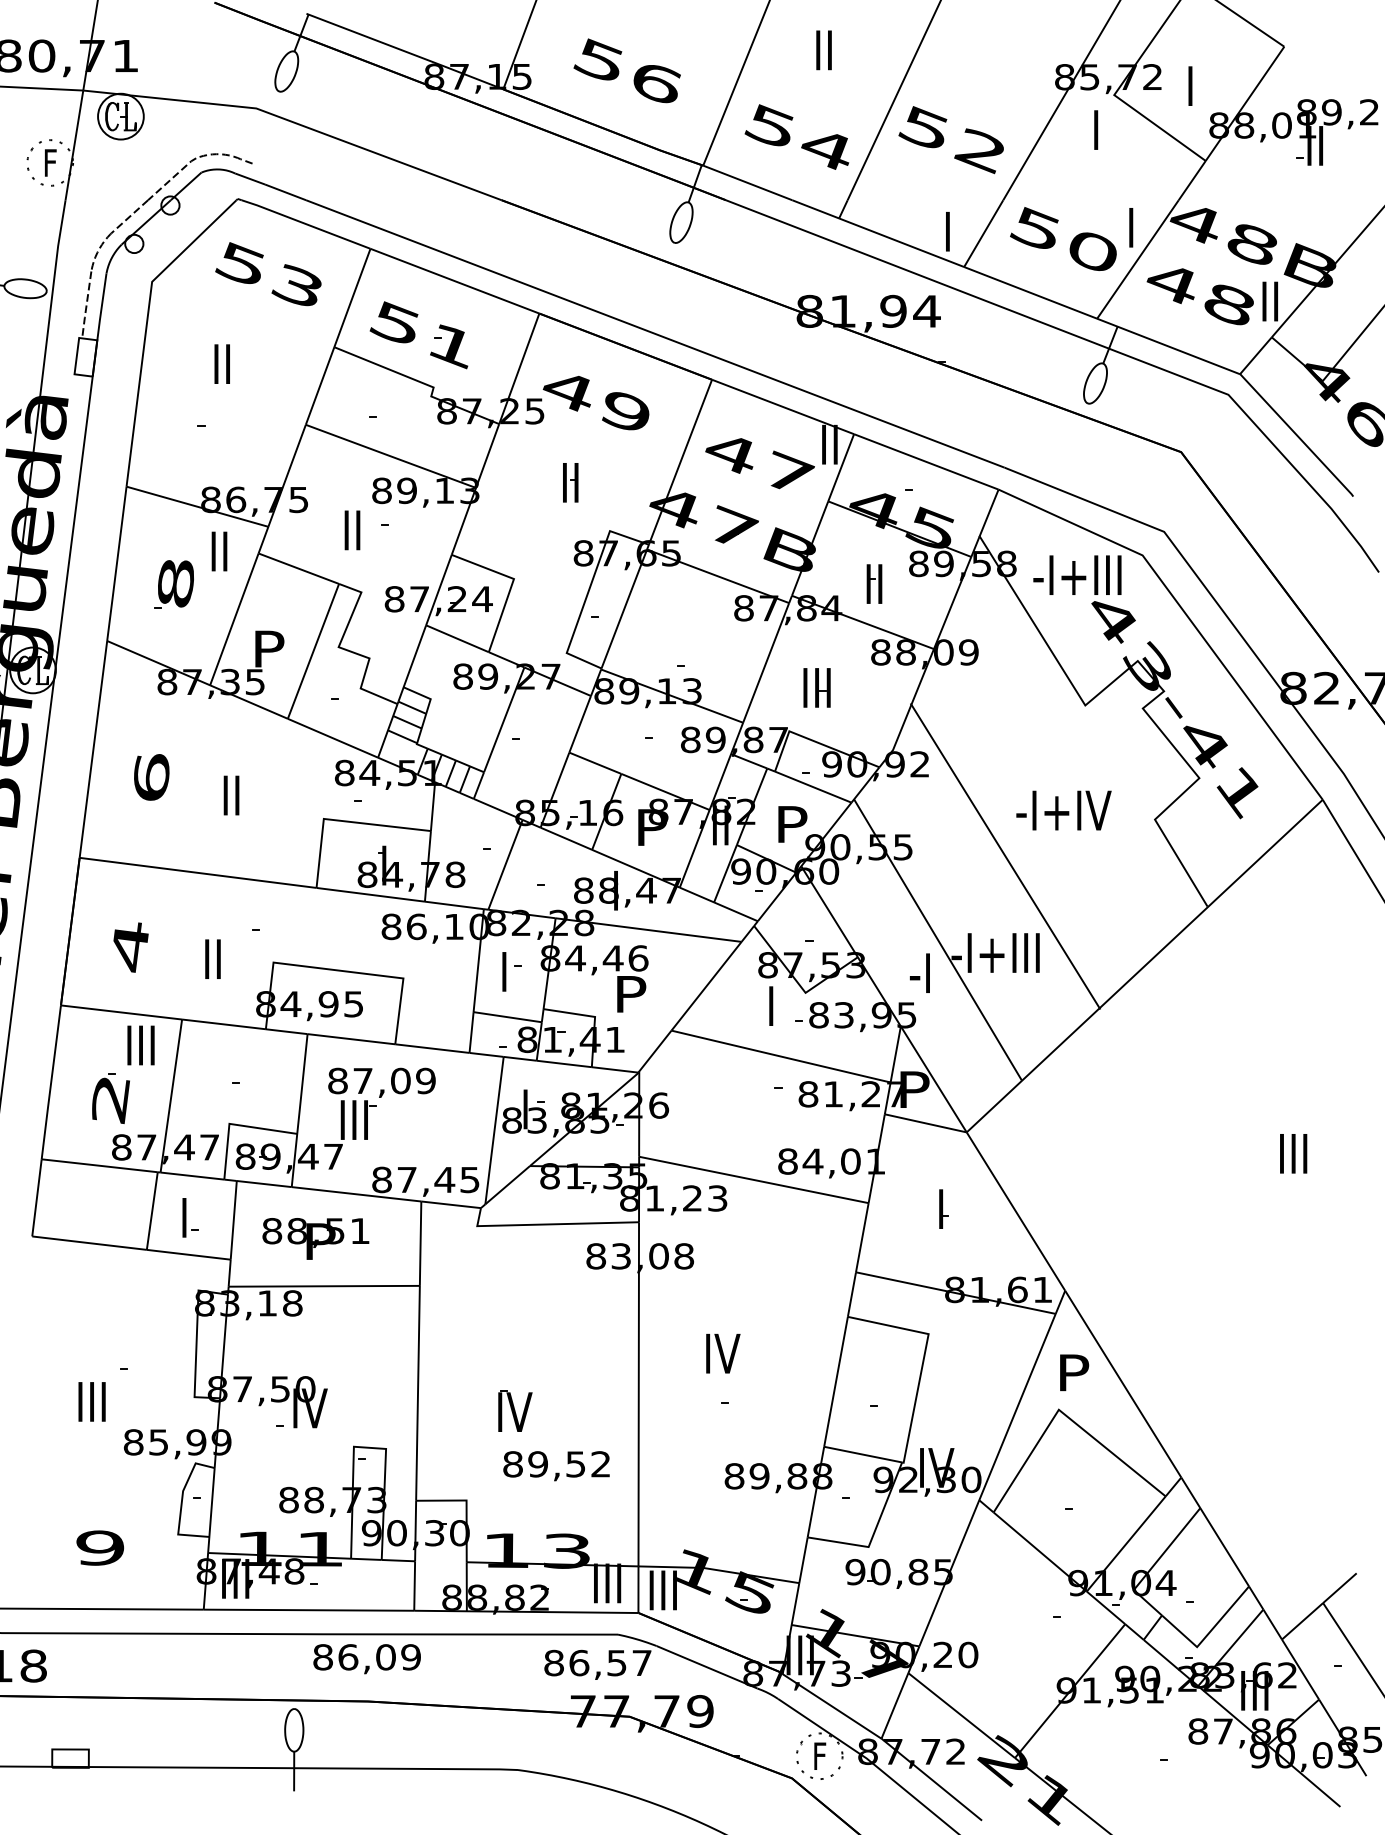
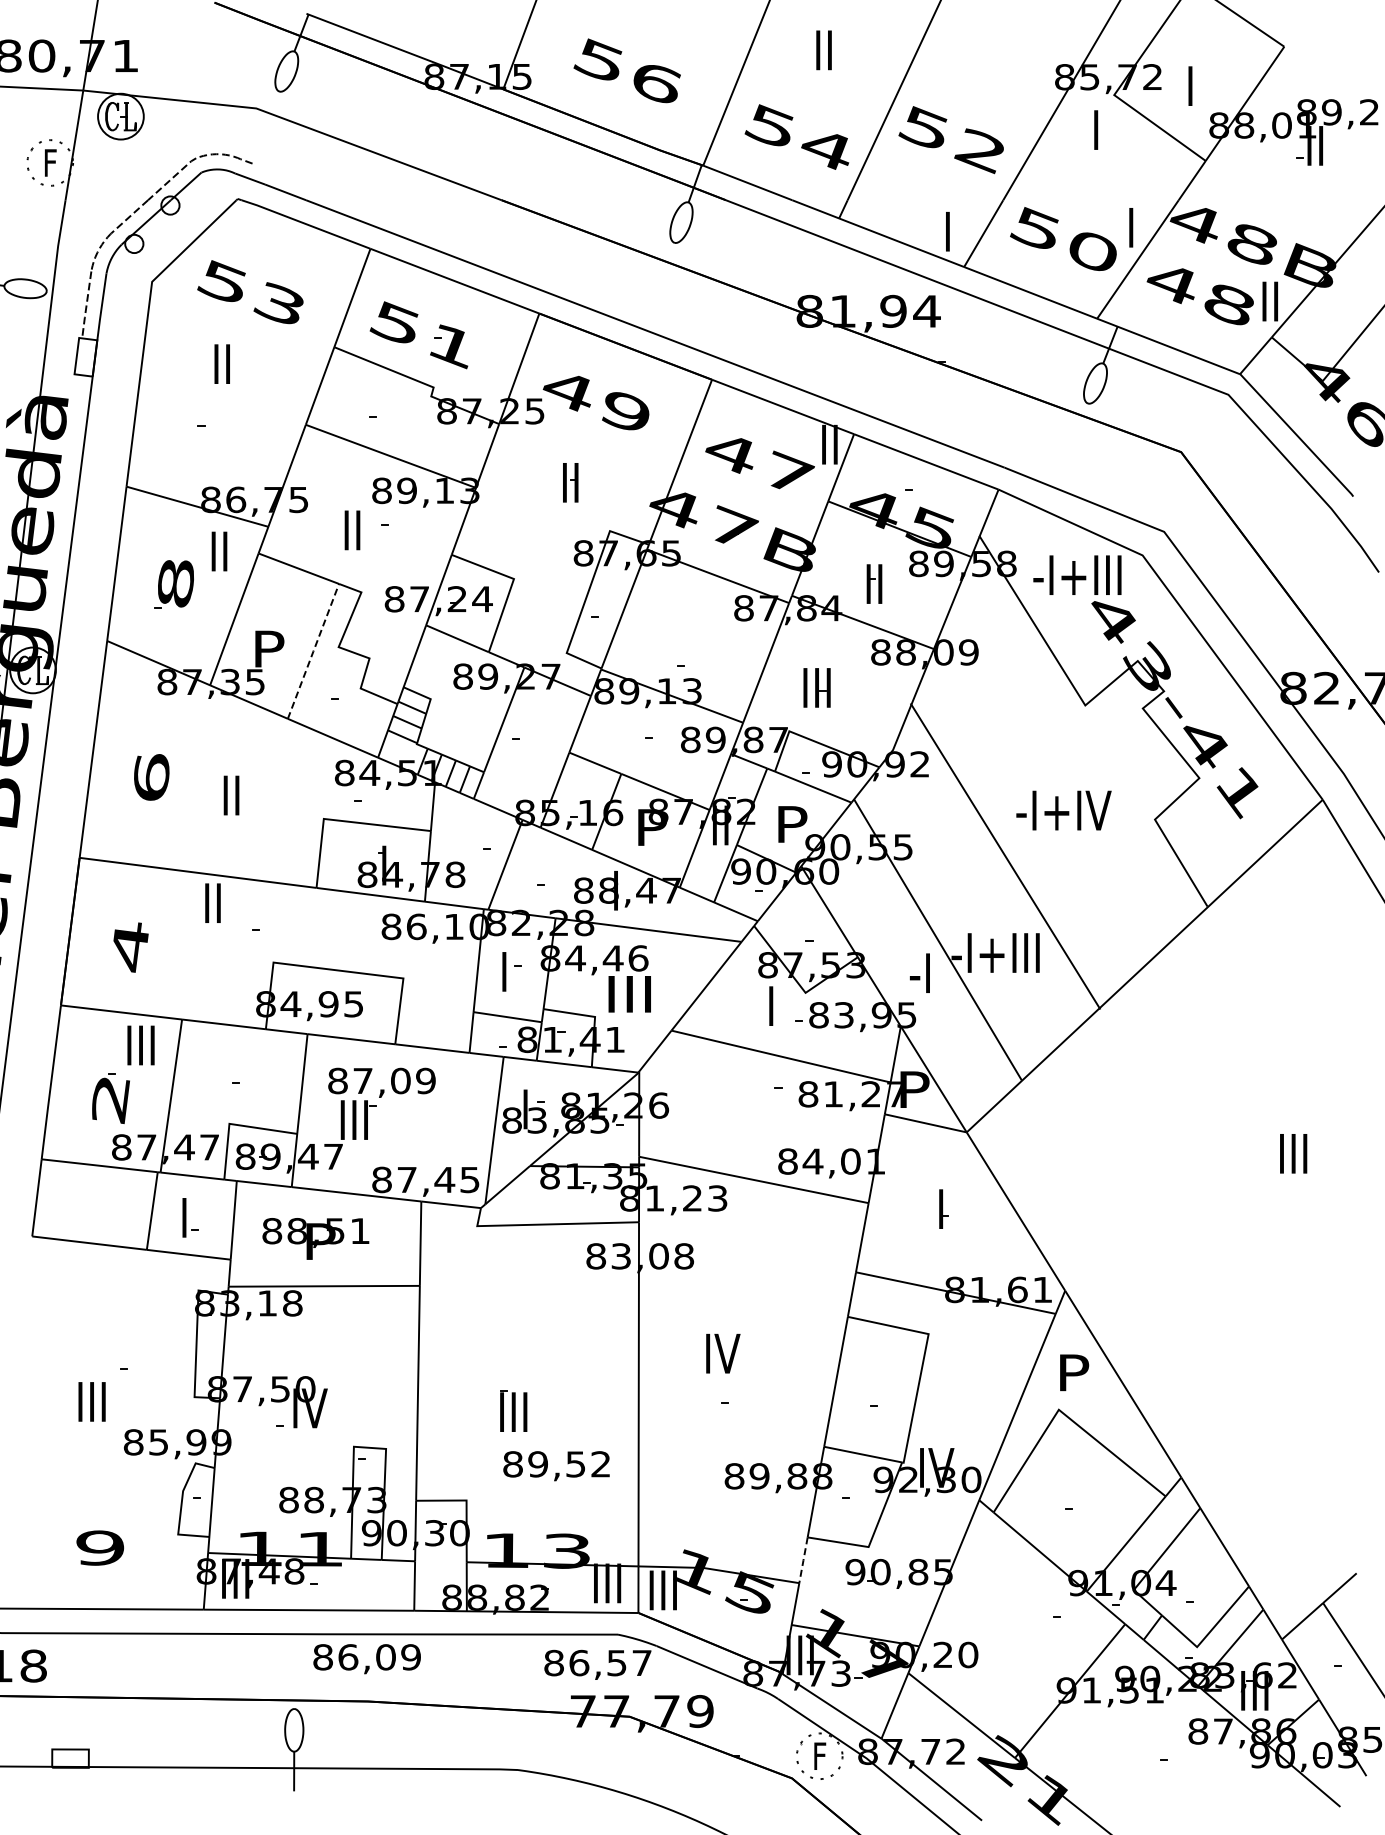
text position: (268, 274) -> (250, 292) (250, 292)
line: solid -> dashed (313, 651)
text position: (212, 958) -> (212, 902) (212, 902)
text: P -> III (629, 994)
text: IV -> III (515, 1411)
line: solid -> dashed (803, 1560)
